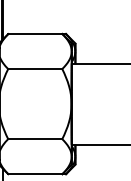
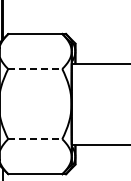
line: solid -> dashed (35, 69)
line: solid -> dashed (35, 139)
